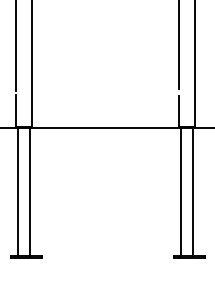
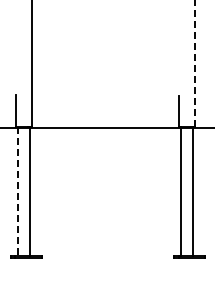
line: present -> none (178, 45)
line: present -> none (15, 46)
line: solid -> dashed (194, 63)
line: solid -> dashed (17, 191)
